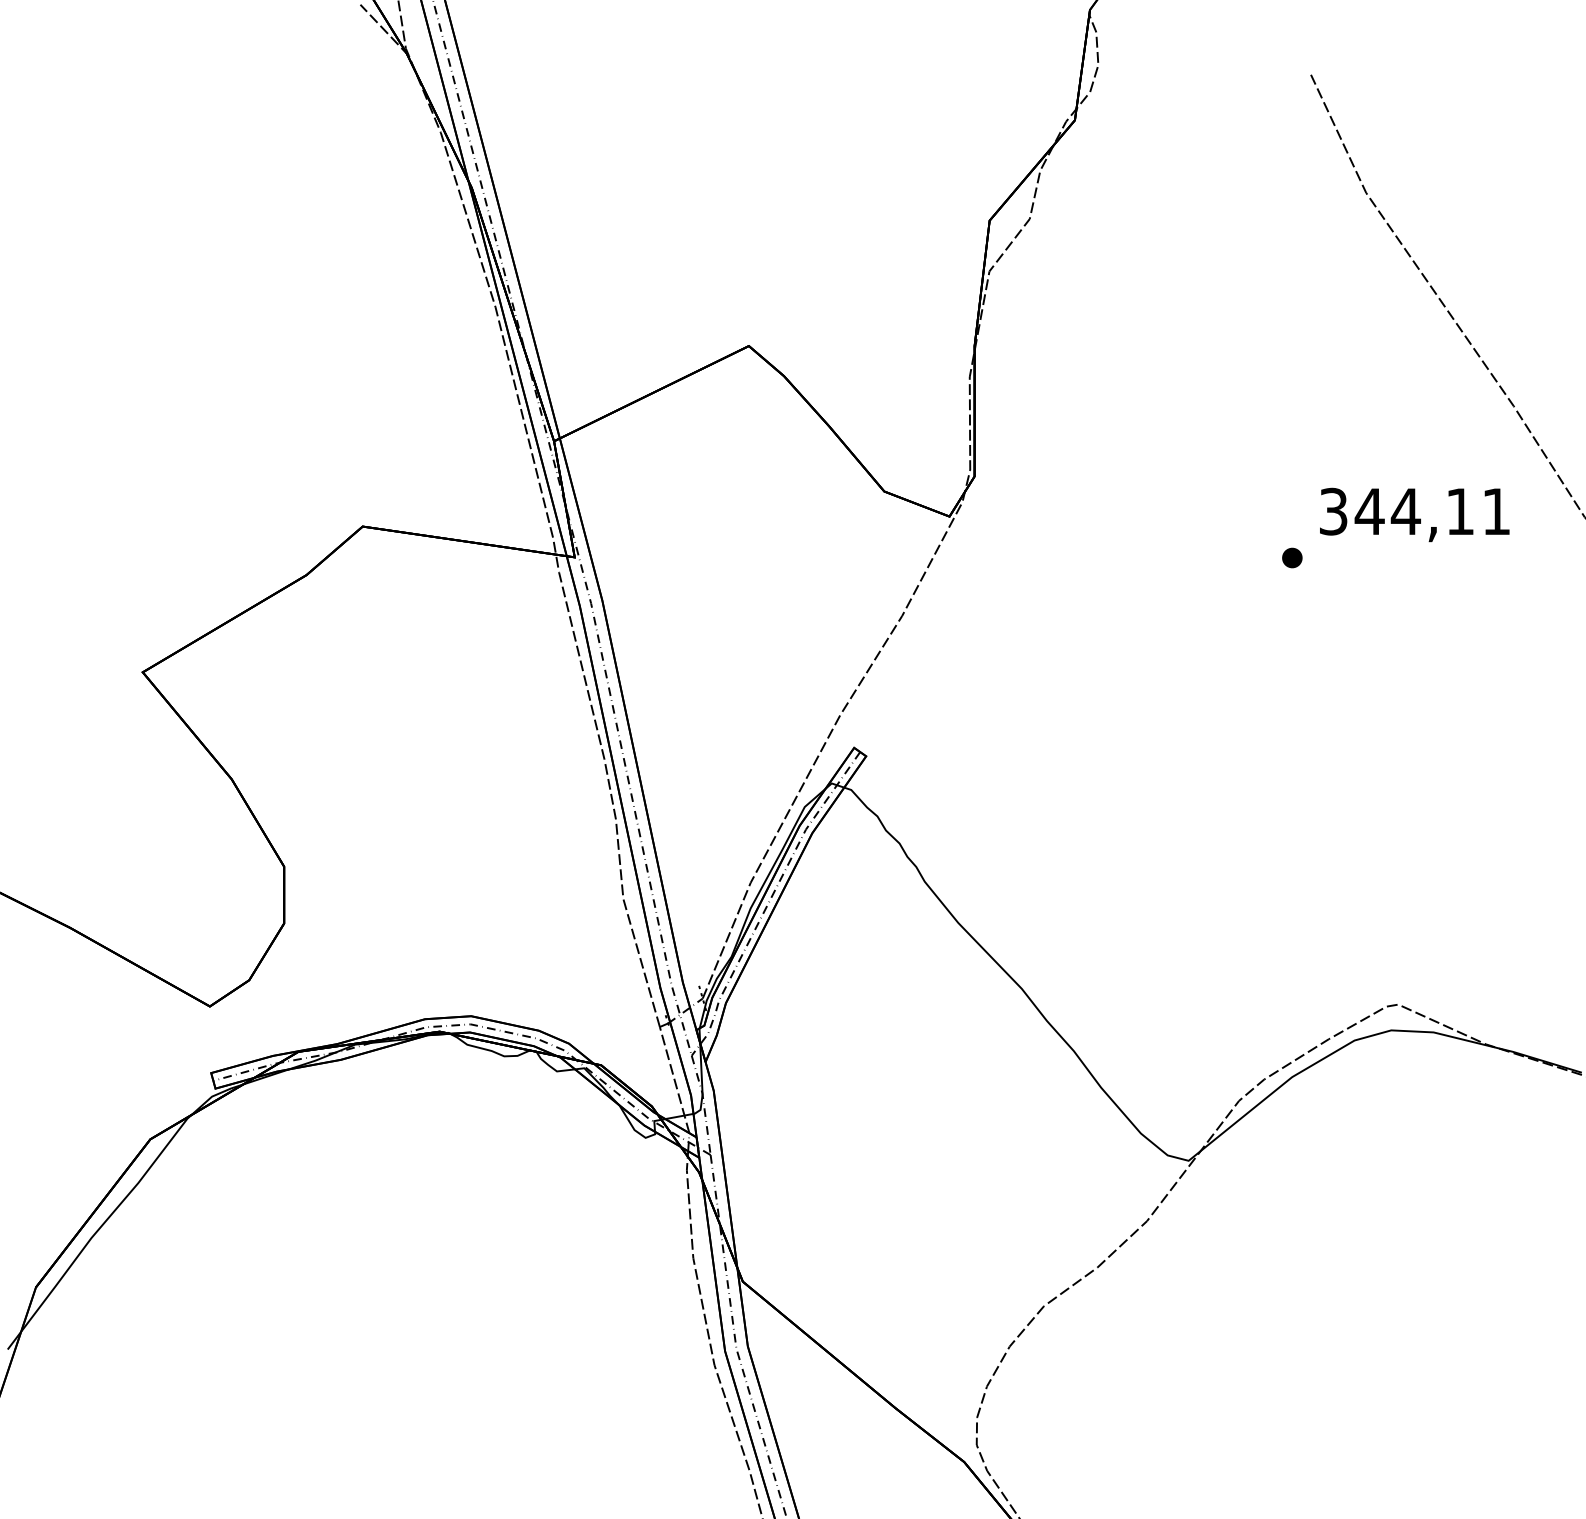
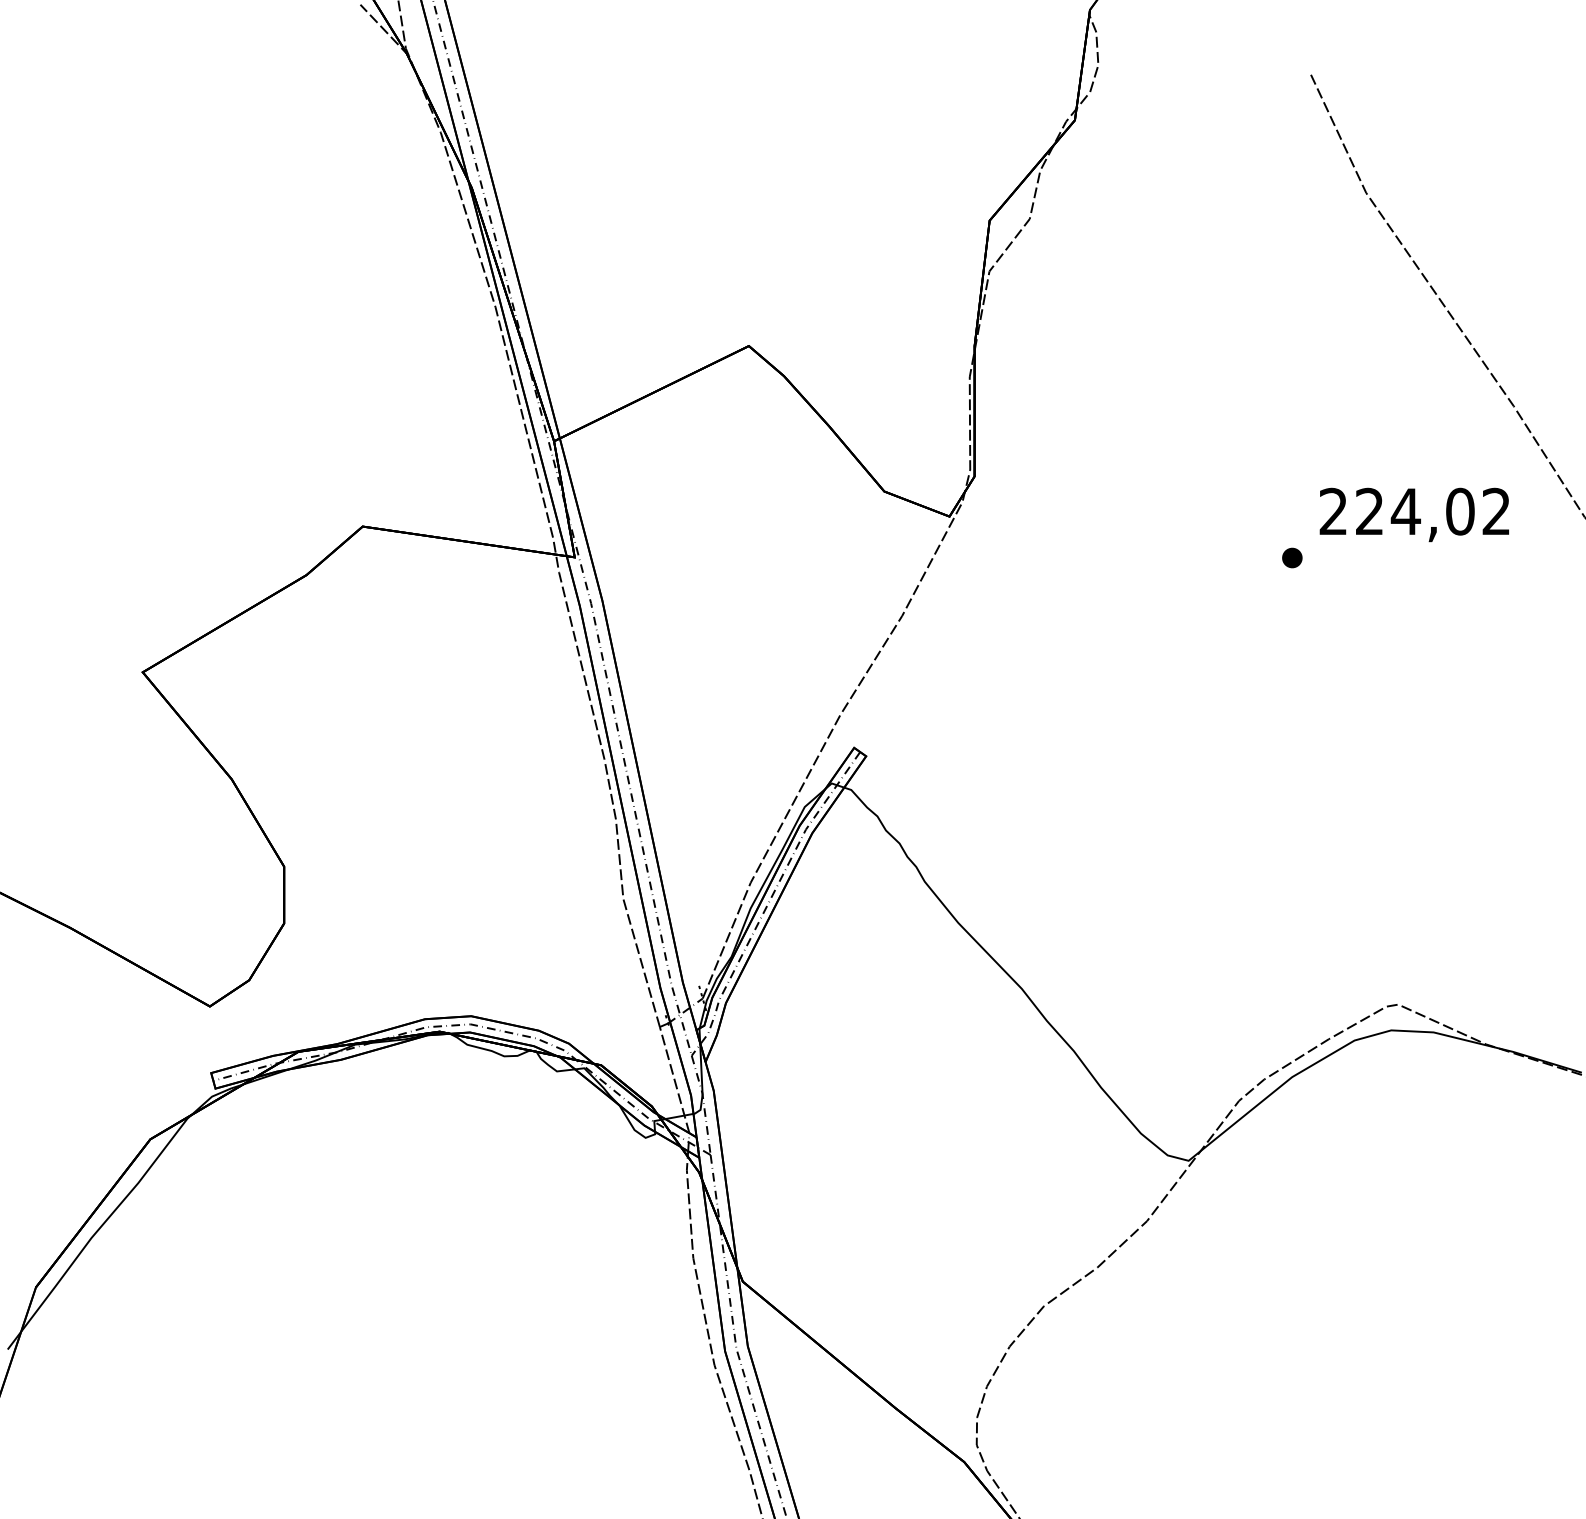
text: 344,11 -> 224,02 (1414, 511)
